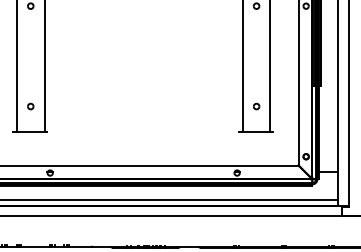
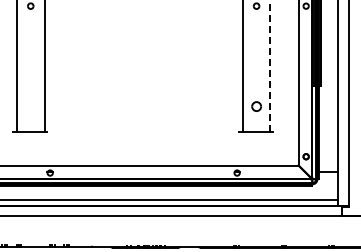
line: solid -> dashed (270, 65)
part: present -> none (30, 106)
part size: 9x9 px -> 11x11 px (256, 106)
